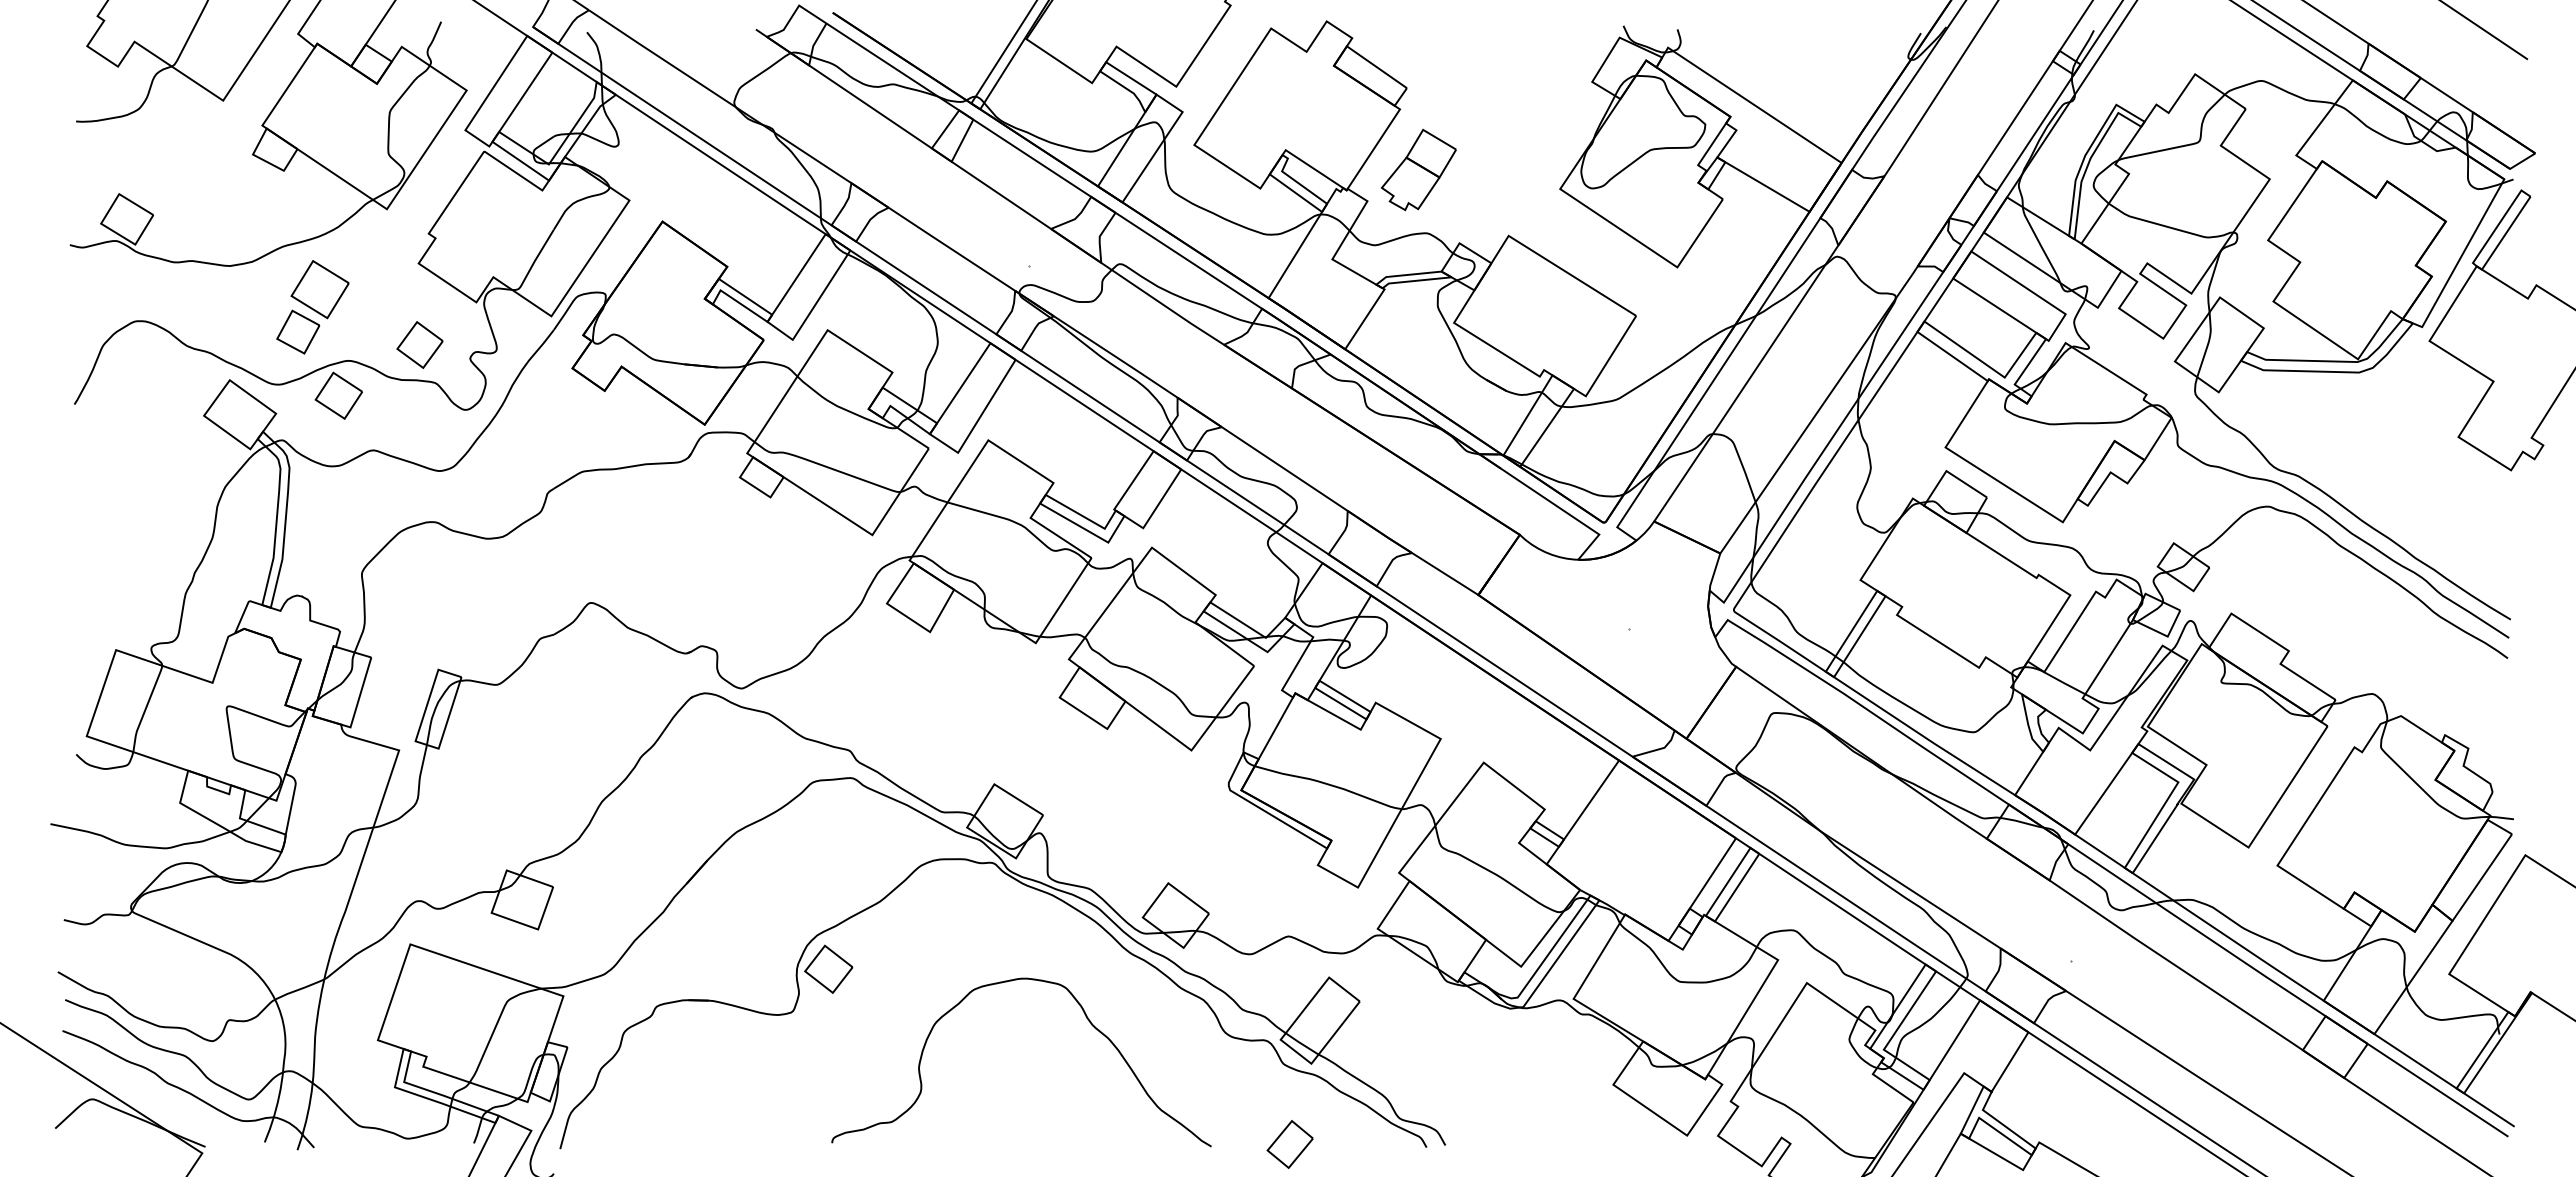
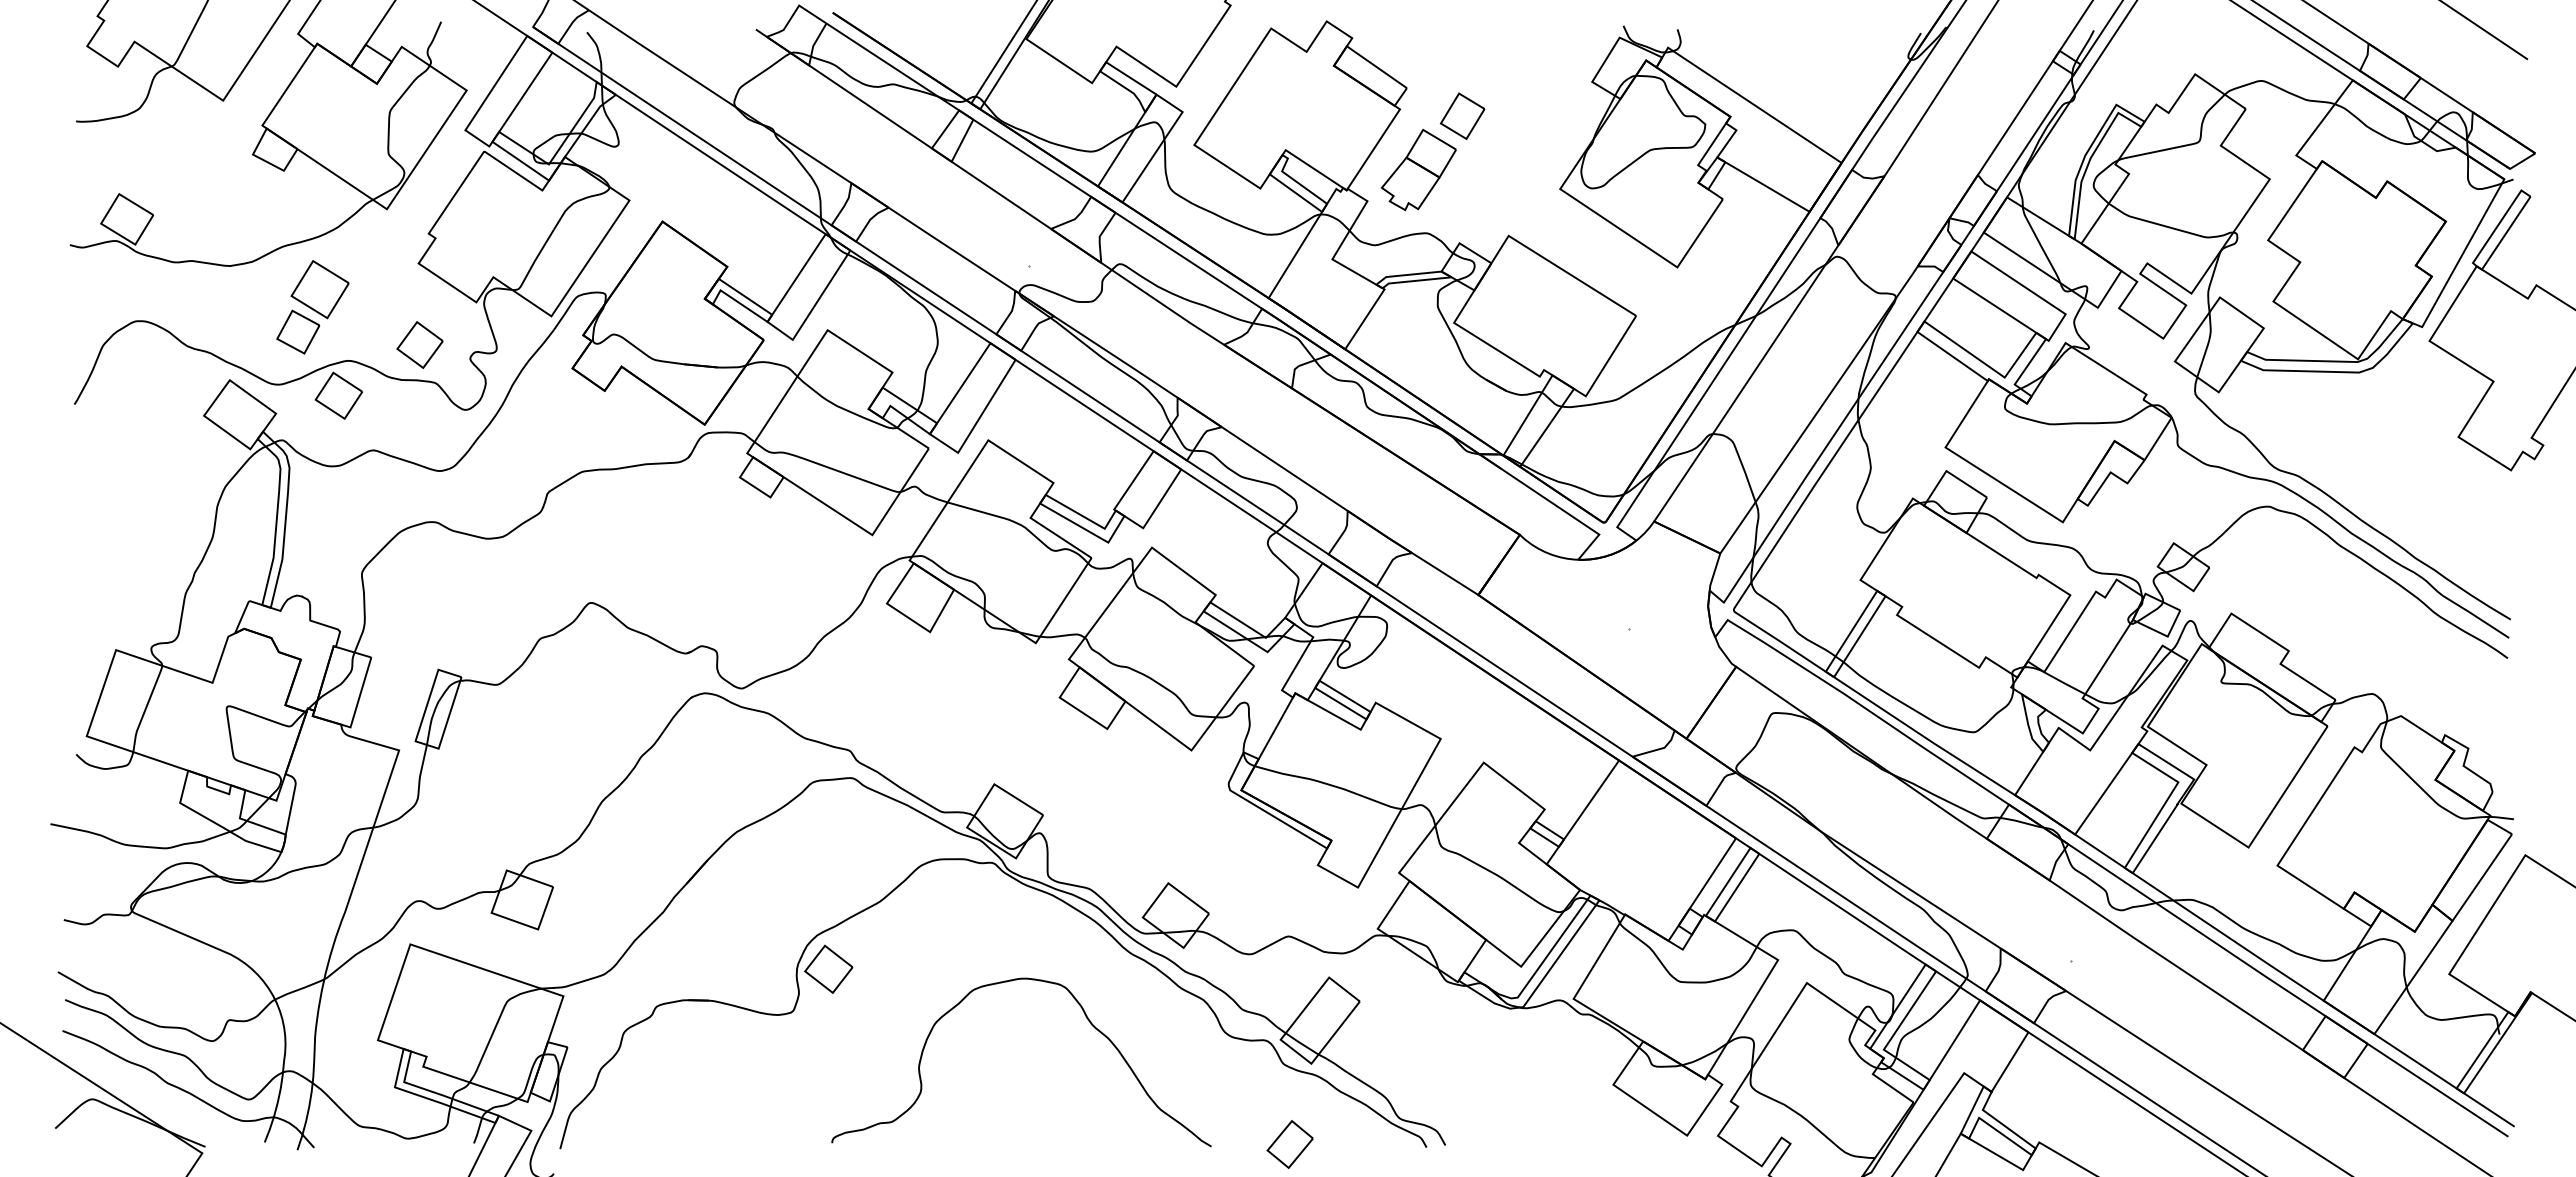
part: none -> present (1462, 115)
